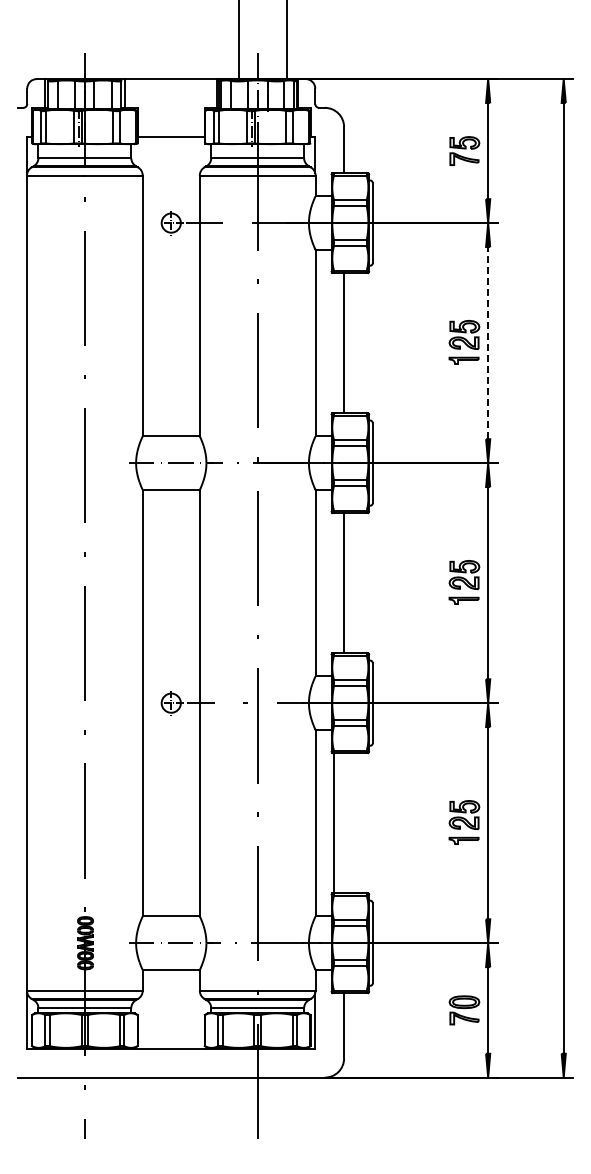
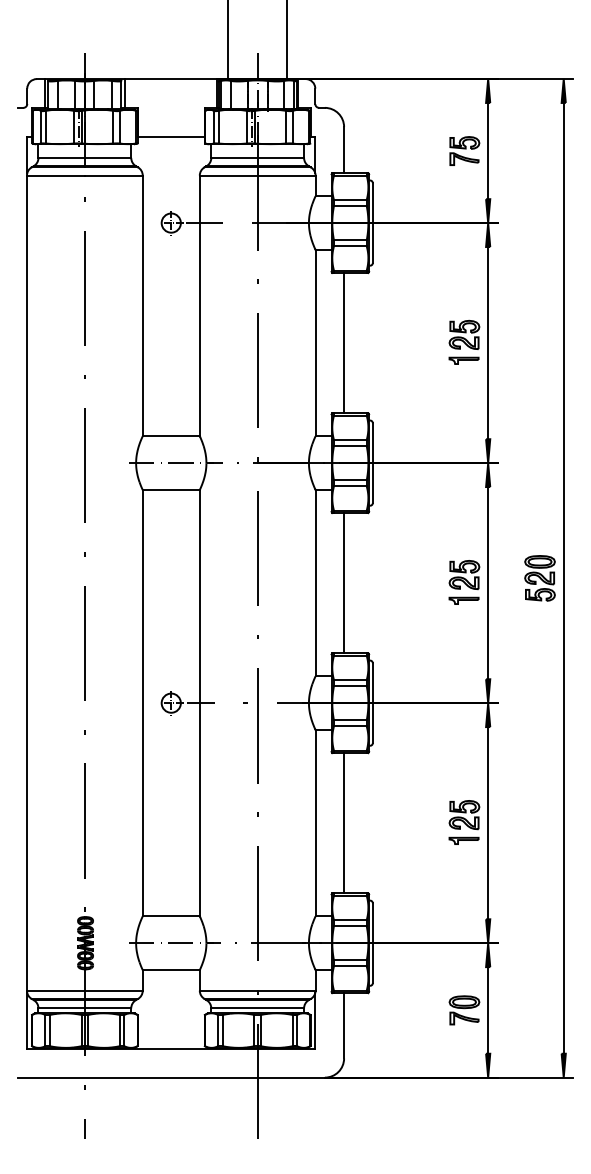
line position: (239, 41) -> (228, 41) (228, 41)
line: dashed -> solid (488, 342)
part: none -> present (539, 578)
line position: (334, 823) -> (344, 823) (344, 823)
